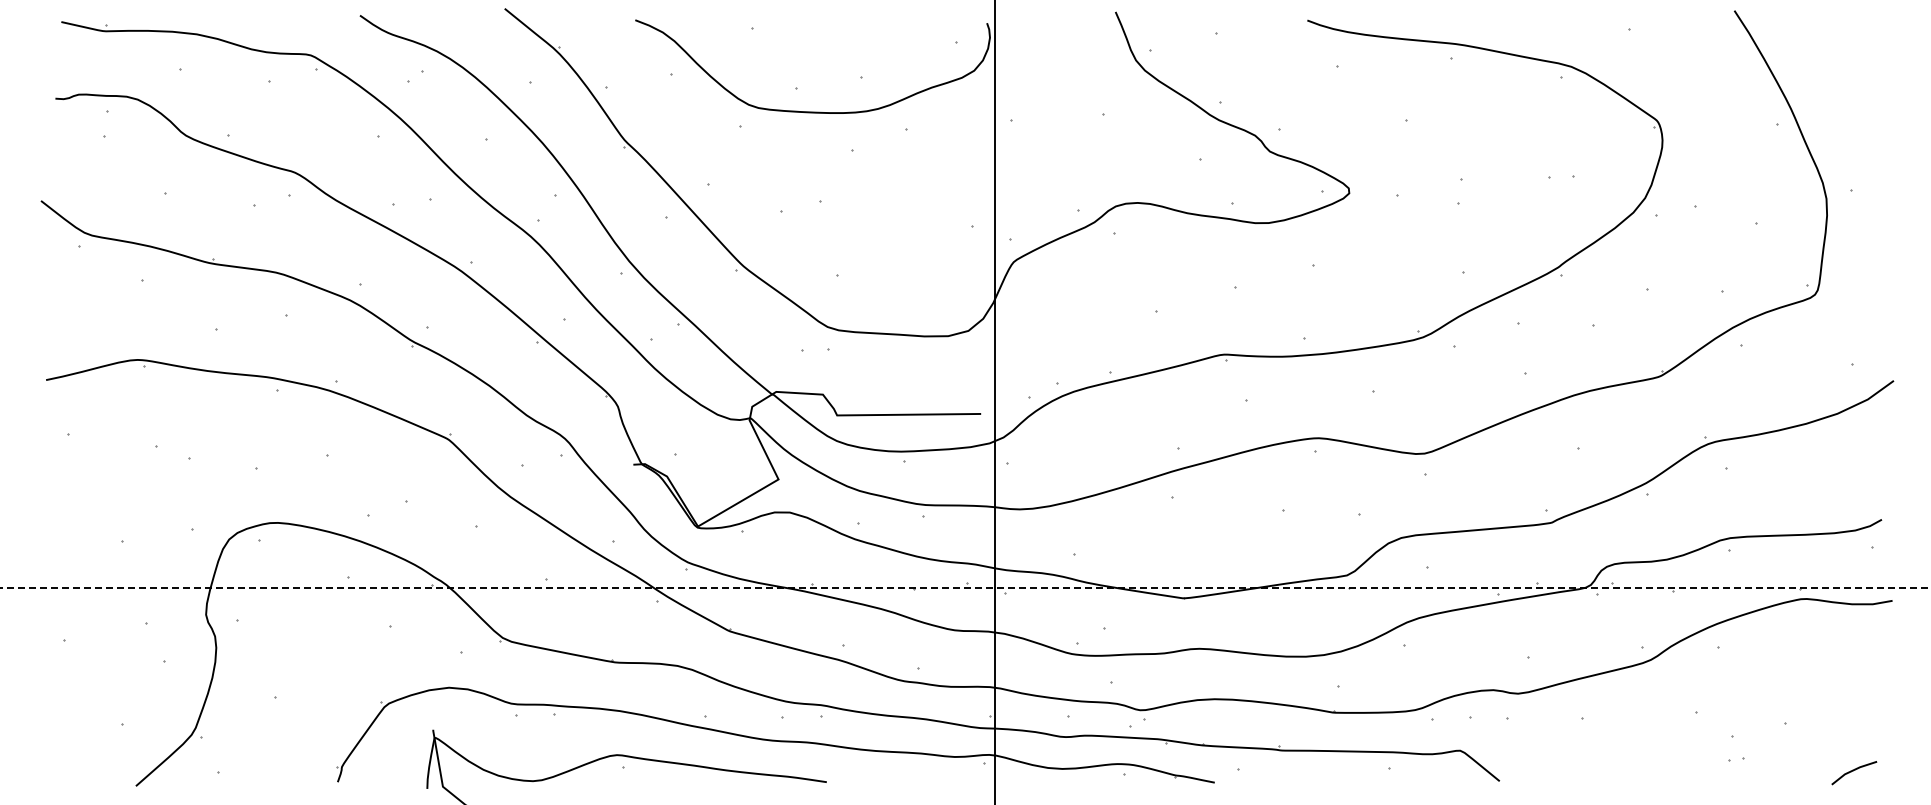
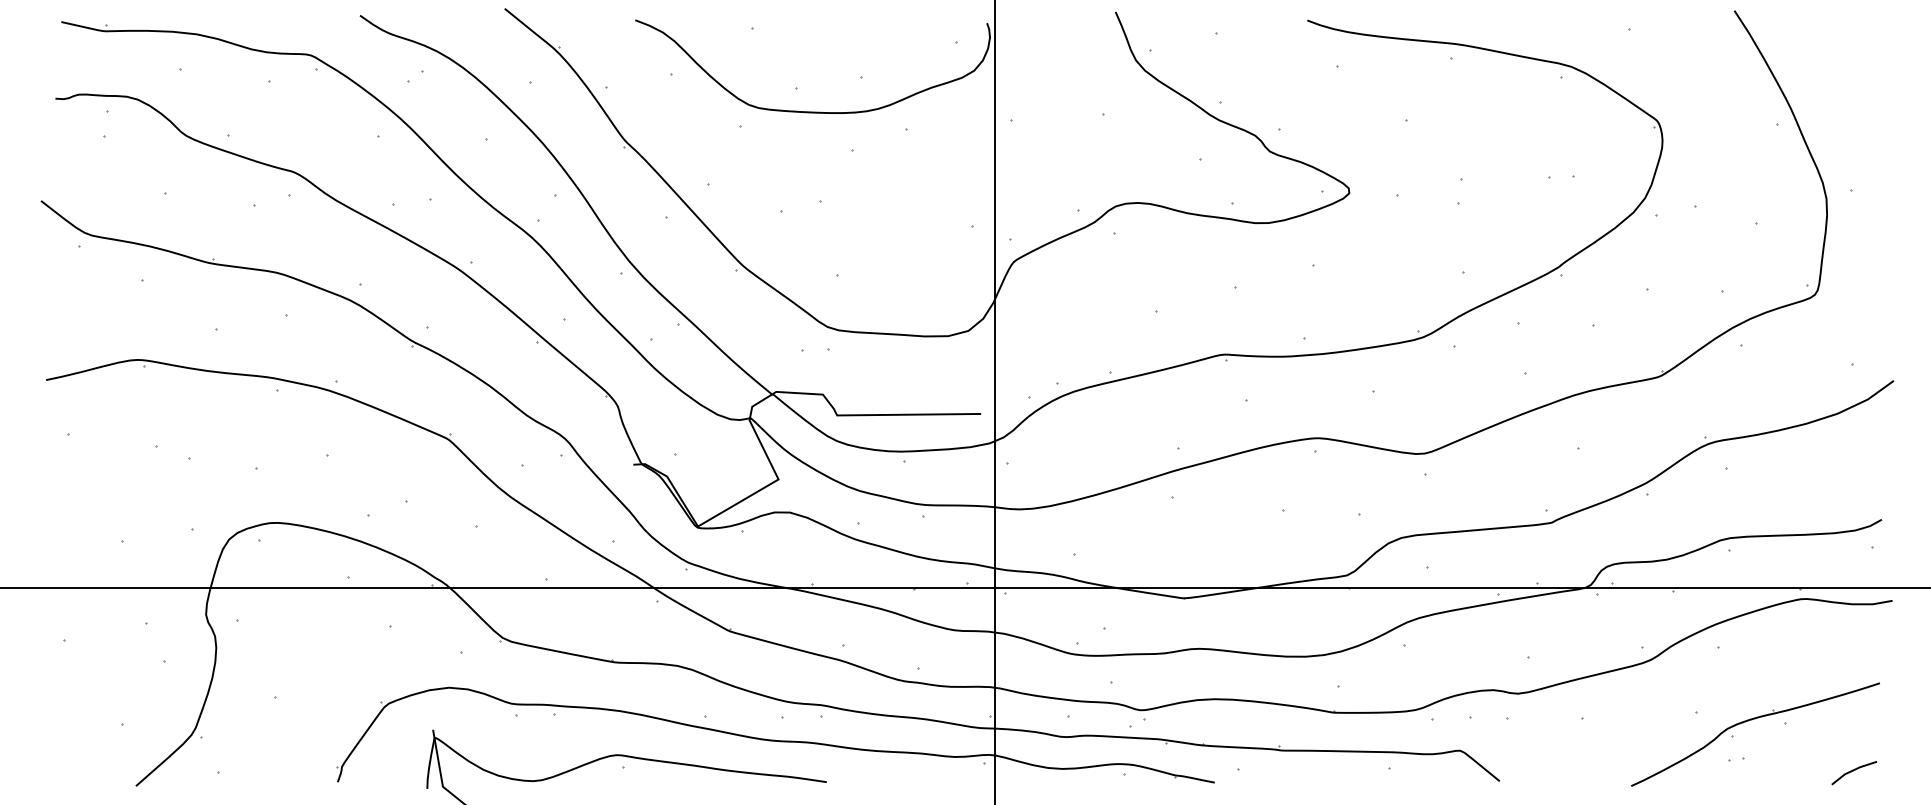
line: dashed -> solid (965, 588)
part: none -> present (1751, 720)
